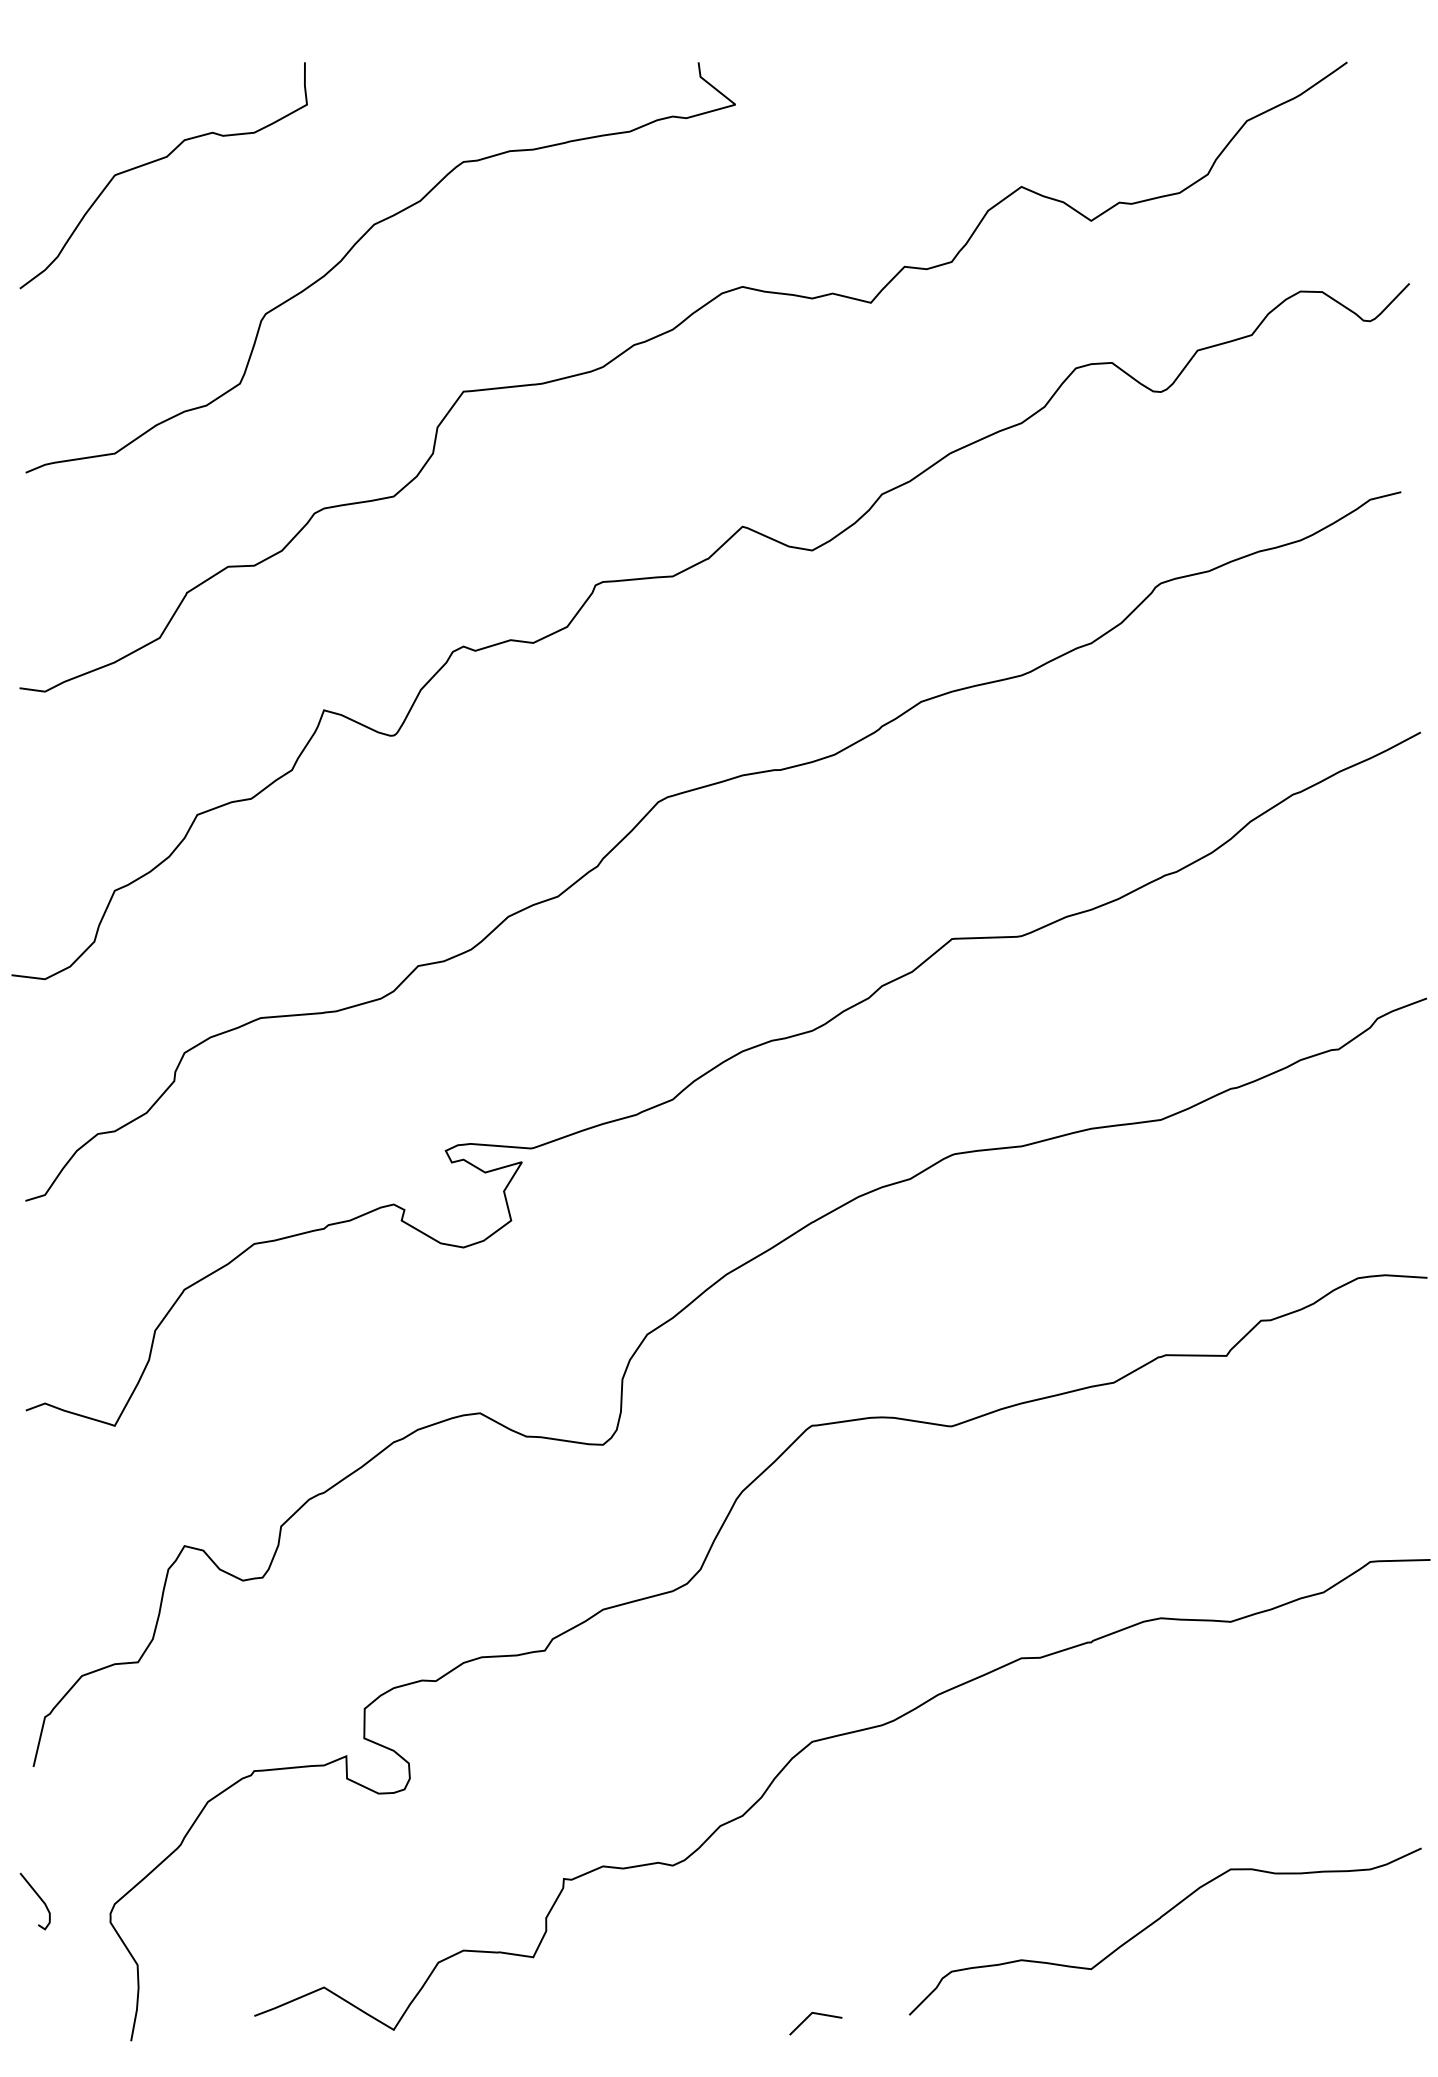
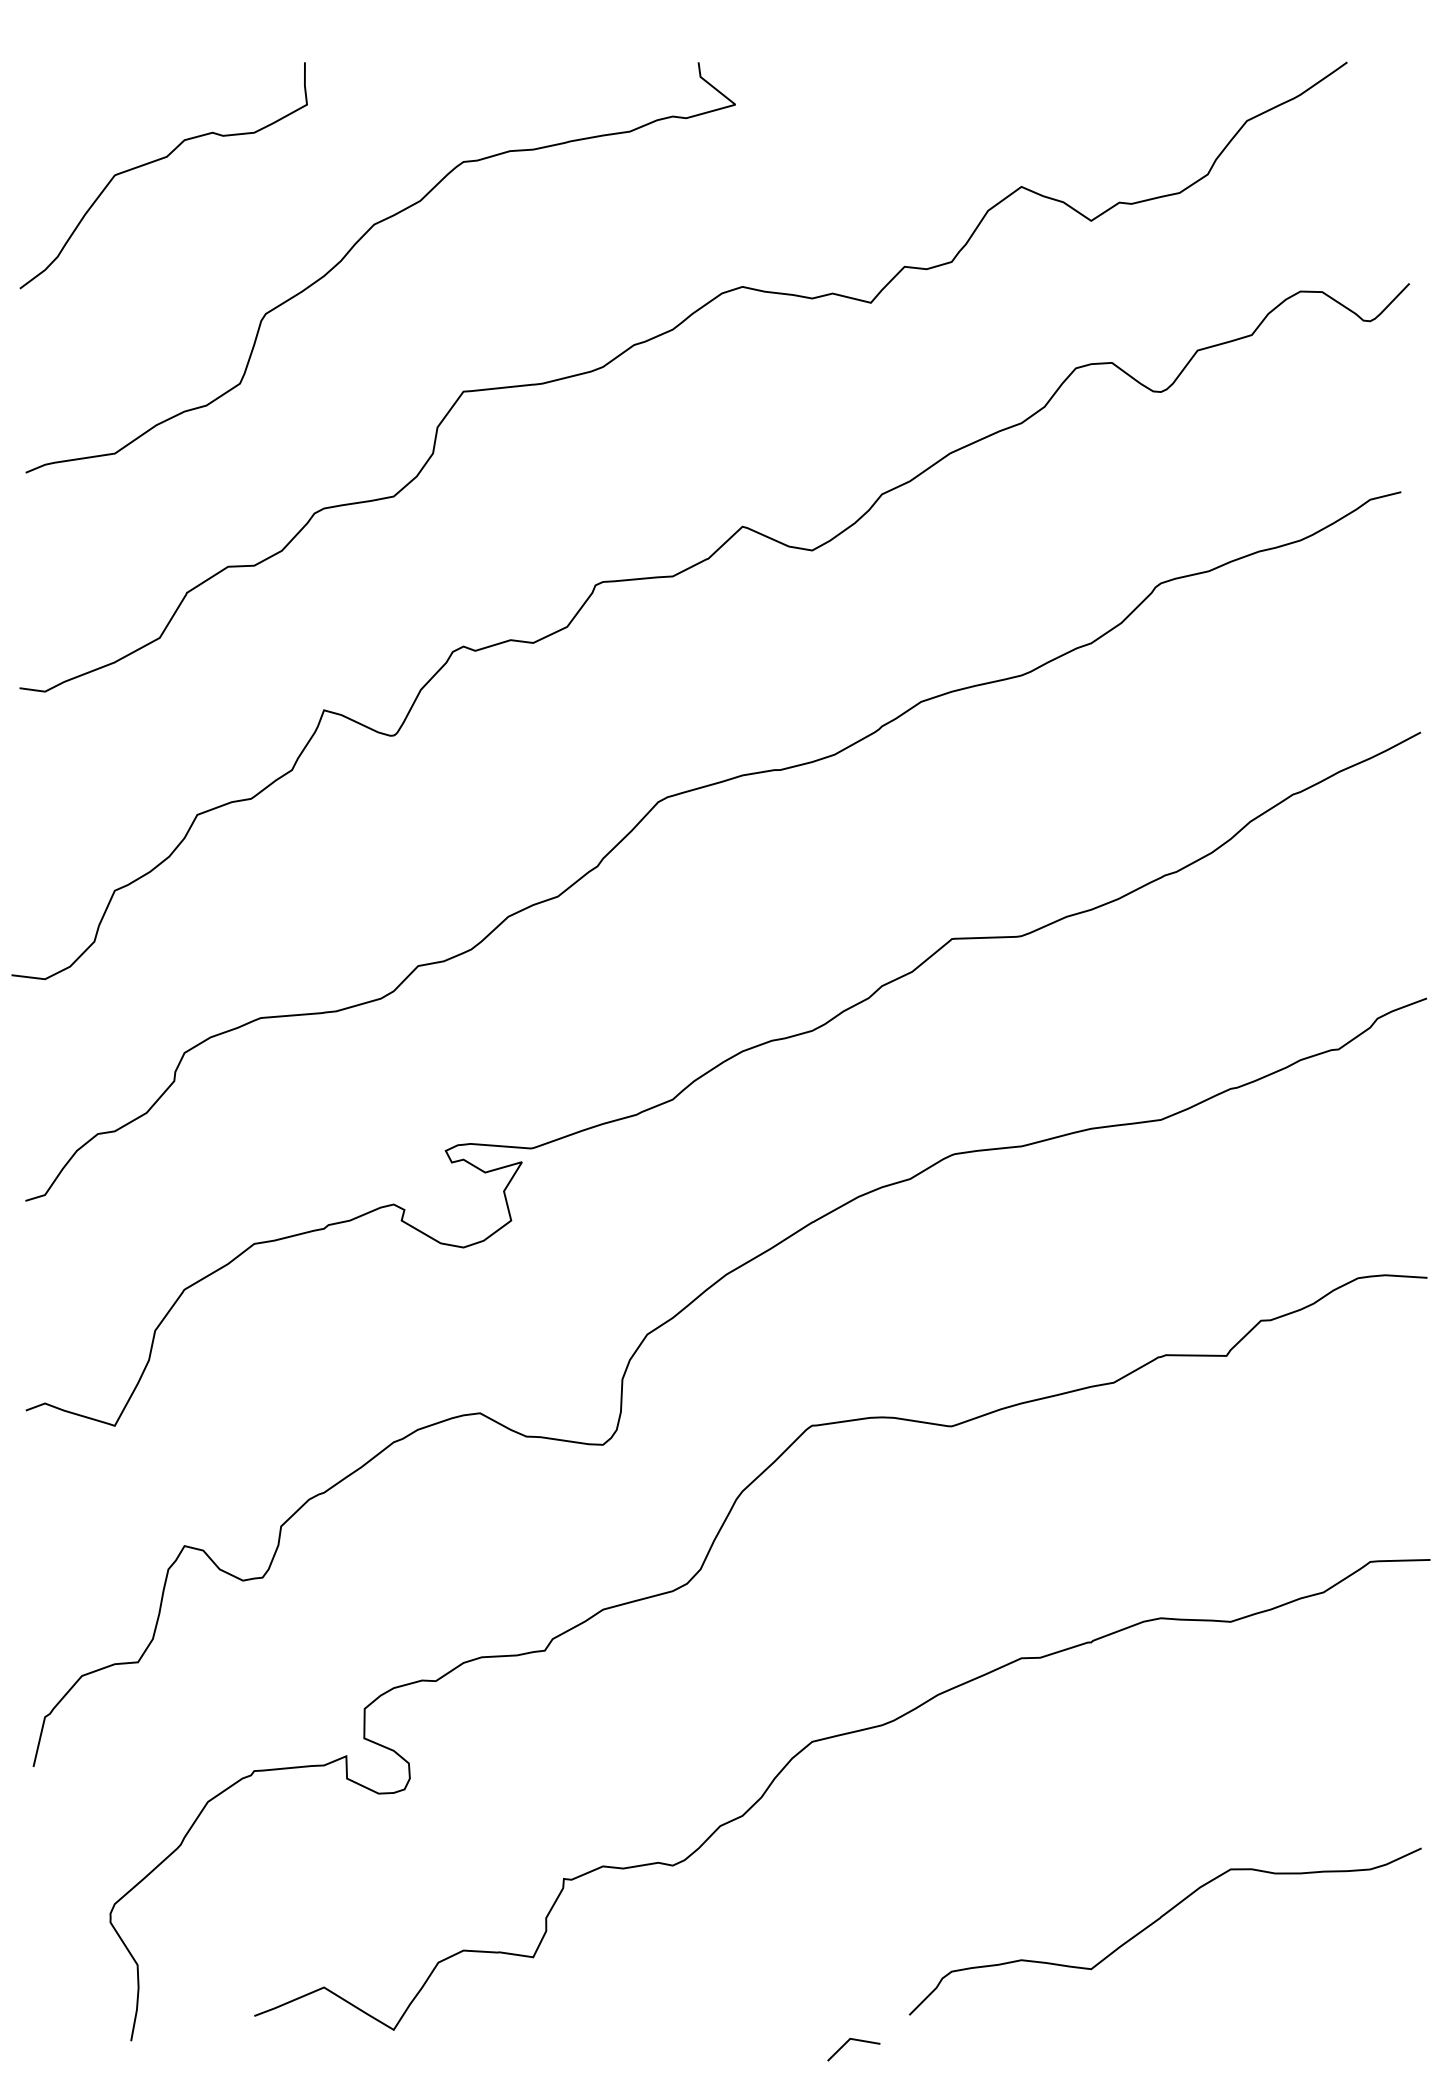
curve: present -> none (38, 1897)
line position: (815, 2014) -> (853, 2040) (853, 2040)
